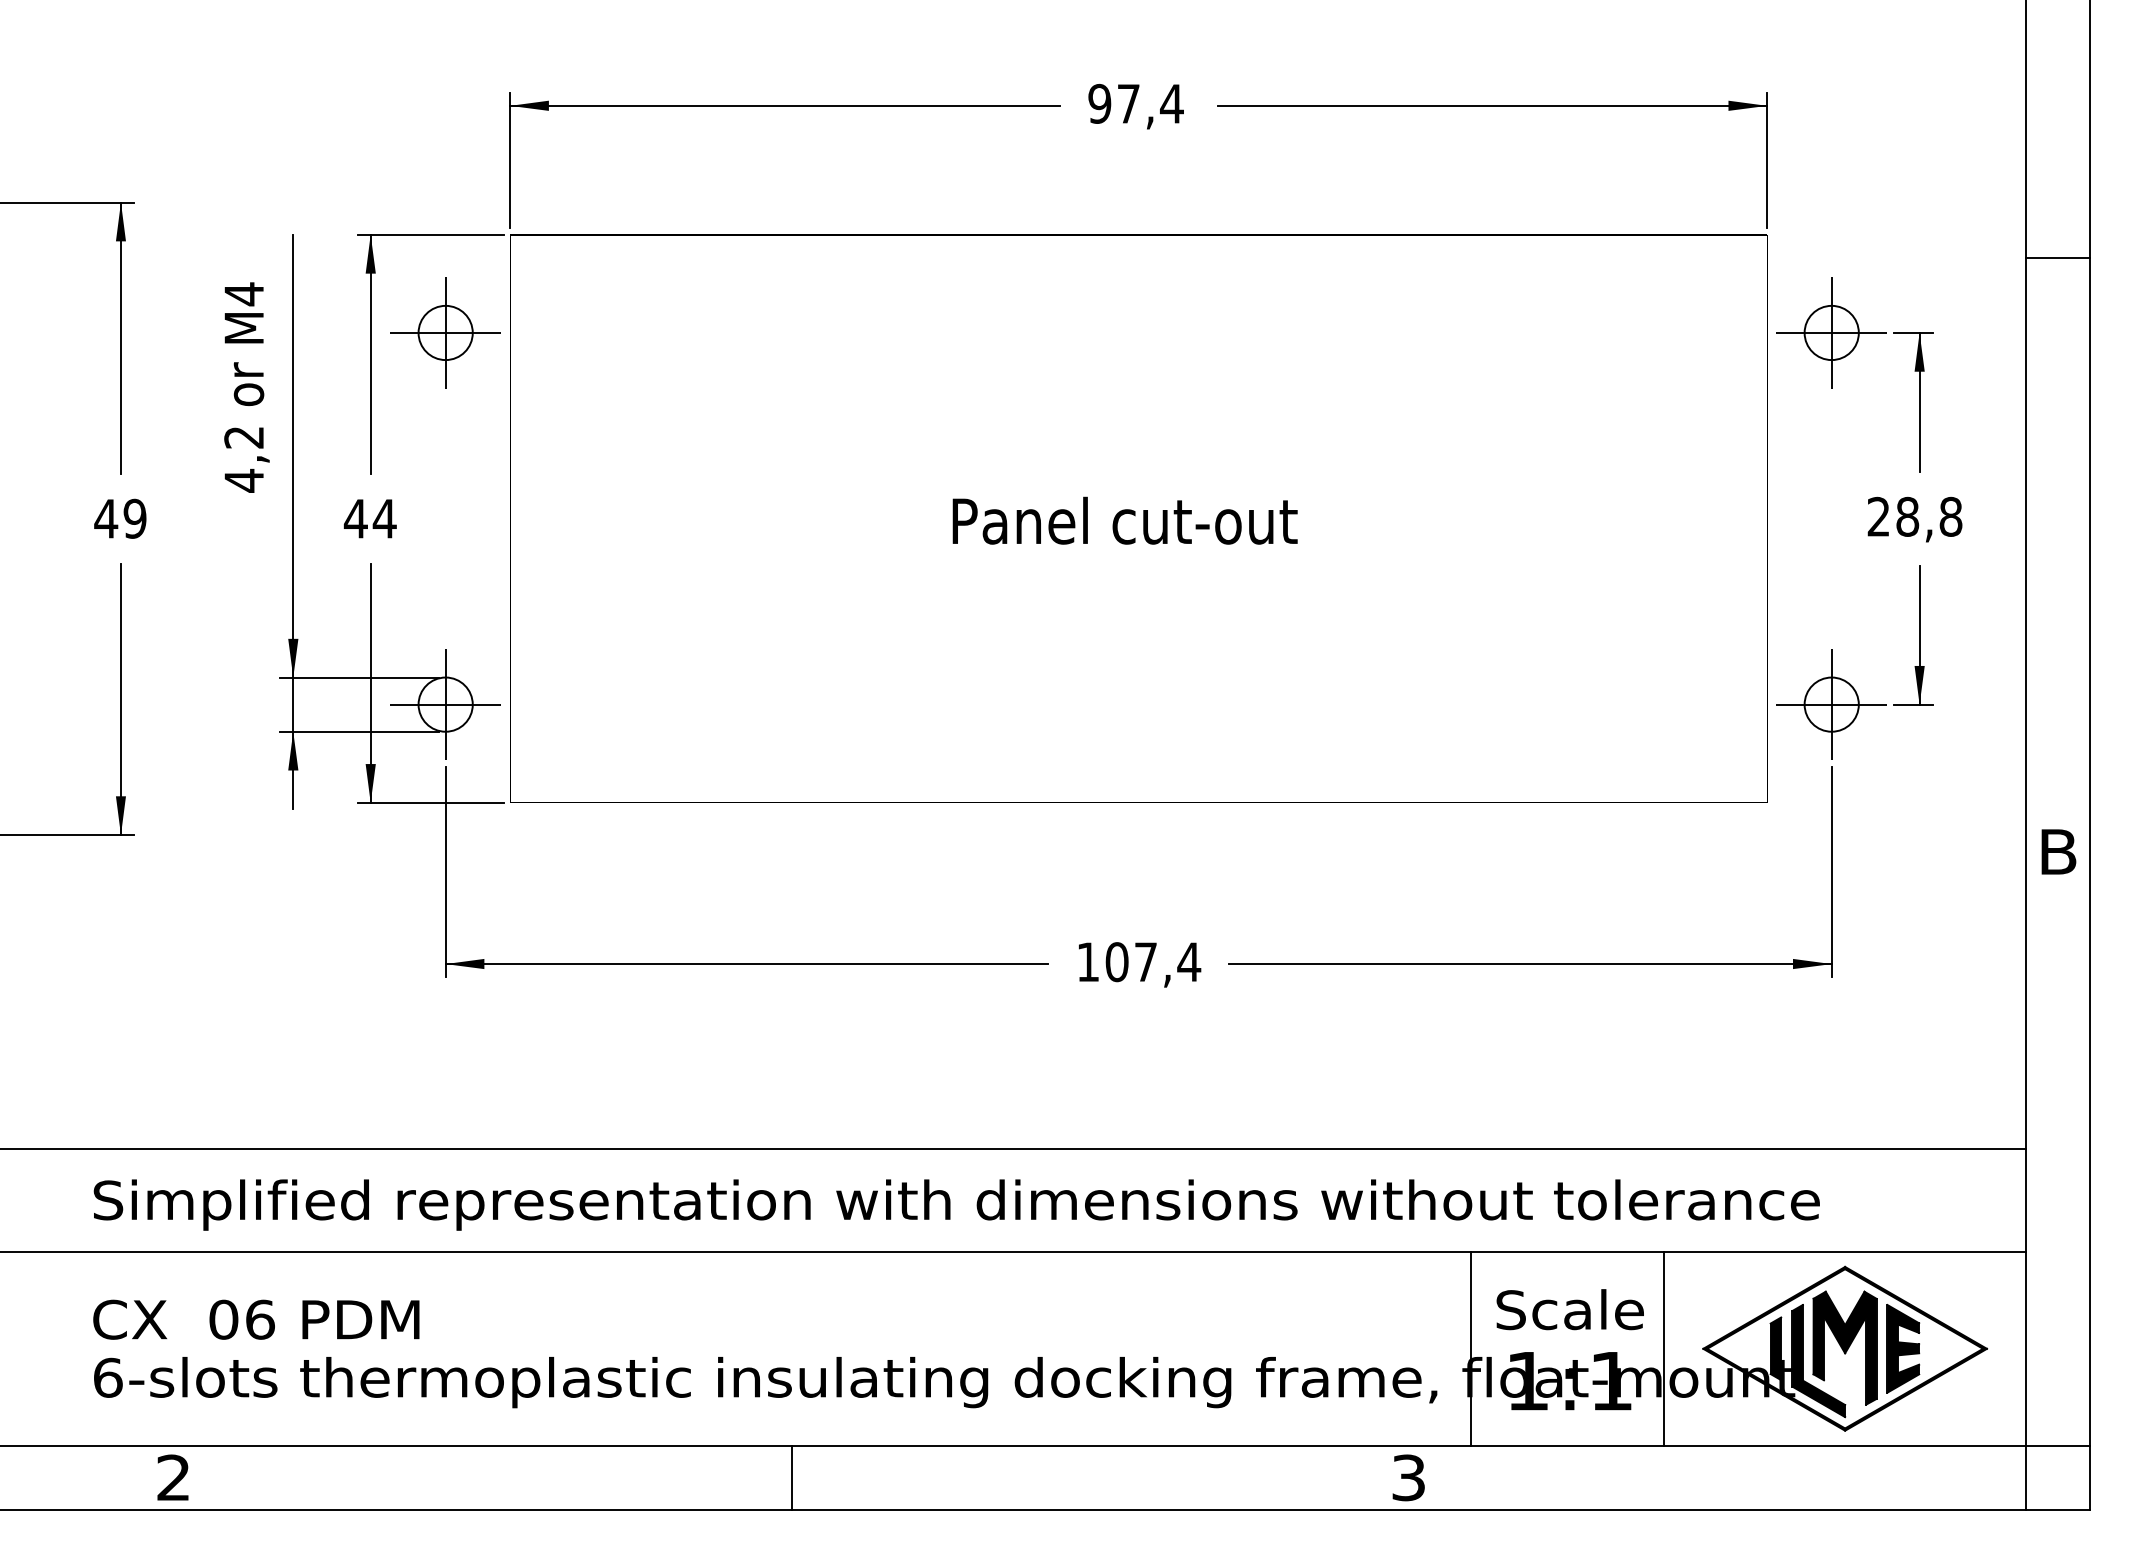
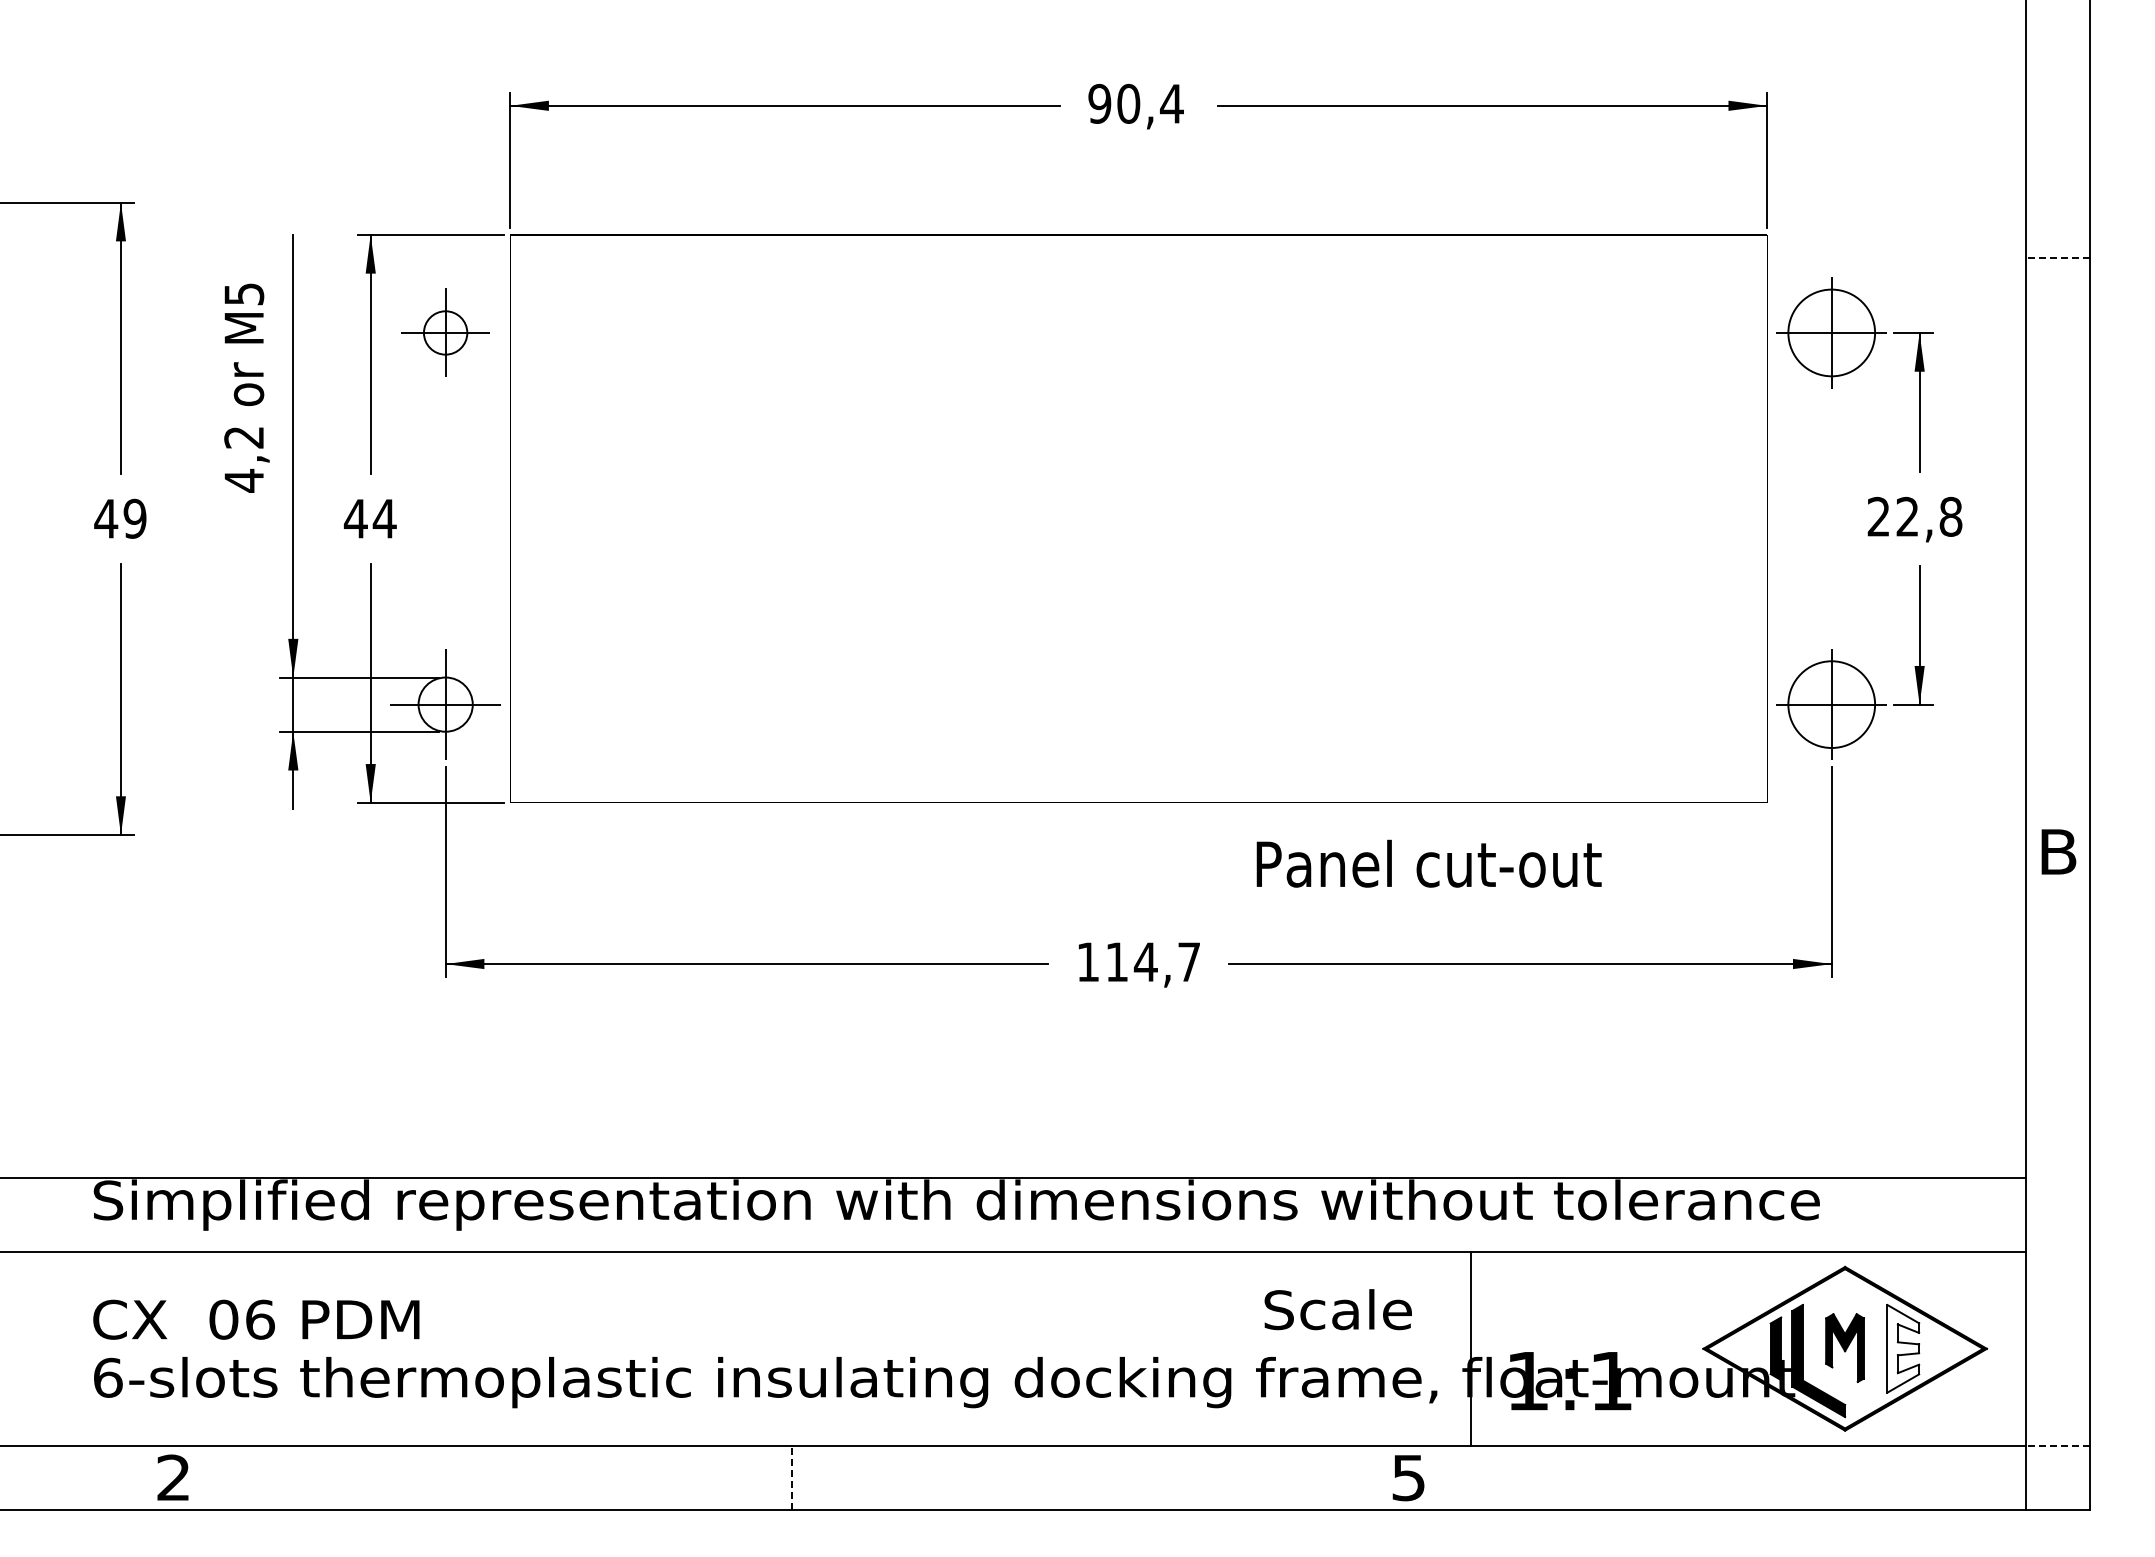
text: 97,4 -> 90,4 (1128, 103)
line: solid -> dashed (2057, 258)
text: M4 -> M5 (244, 294)
part size: 111x112 px -> 89x89 px (445, 332)
circle diameter: 54 px -> 87 px (1831, 332)
text: 28,8 -> 22,8 (1907, 516)
text position: (1124, 520) -> (1428, 863) (1428, 863)
circle diameter: 54 px -> 87 px (1831, 704)
text: 107,4 -> 114,7 (1153, 962)
line position: (1013, 1148) -> (1013, 1177) (1013, 1177)
text position: (1569, 1309) -> (1337, 1309) (1337, 1309)
part size: 66x116 px -> 40x70 px (1844, 1347)
line: present -> none (1664, 1348)
fill: present -> none (1903, 1348)
line: solid -> dashed (2057, 1445)
line: solid -> dashed (792, 1477)
text: 3 -> 5 (1408, 1477)
